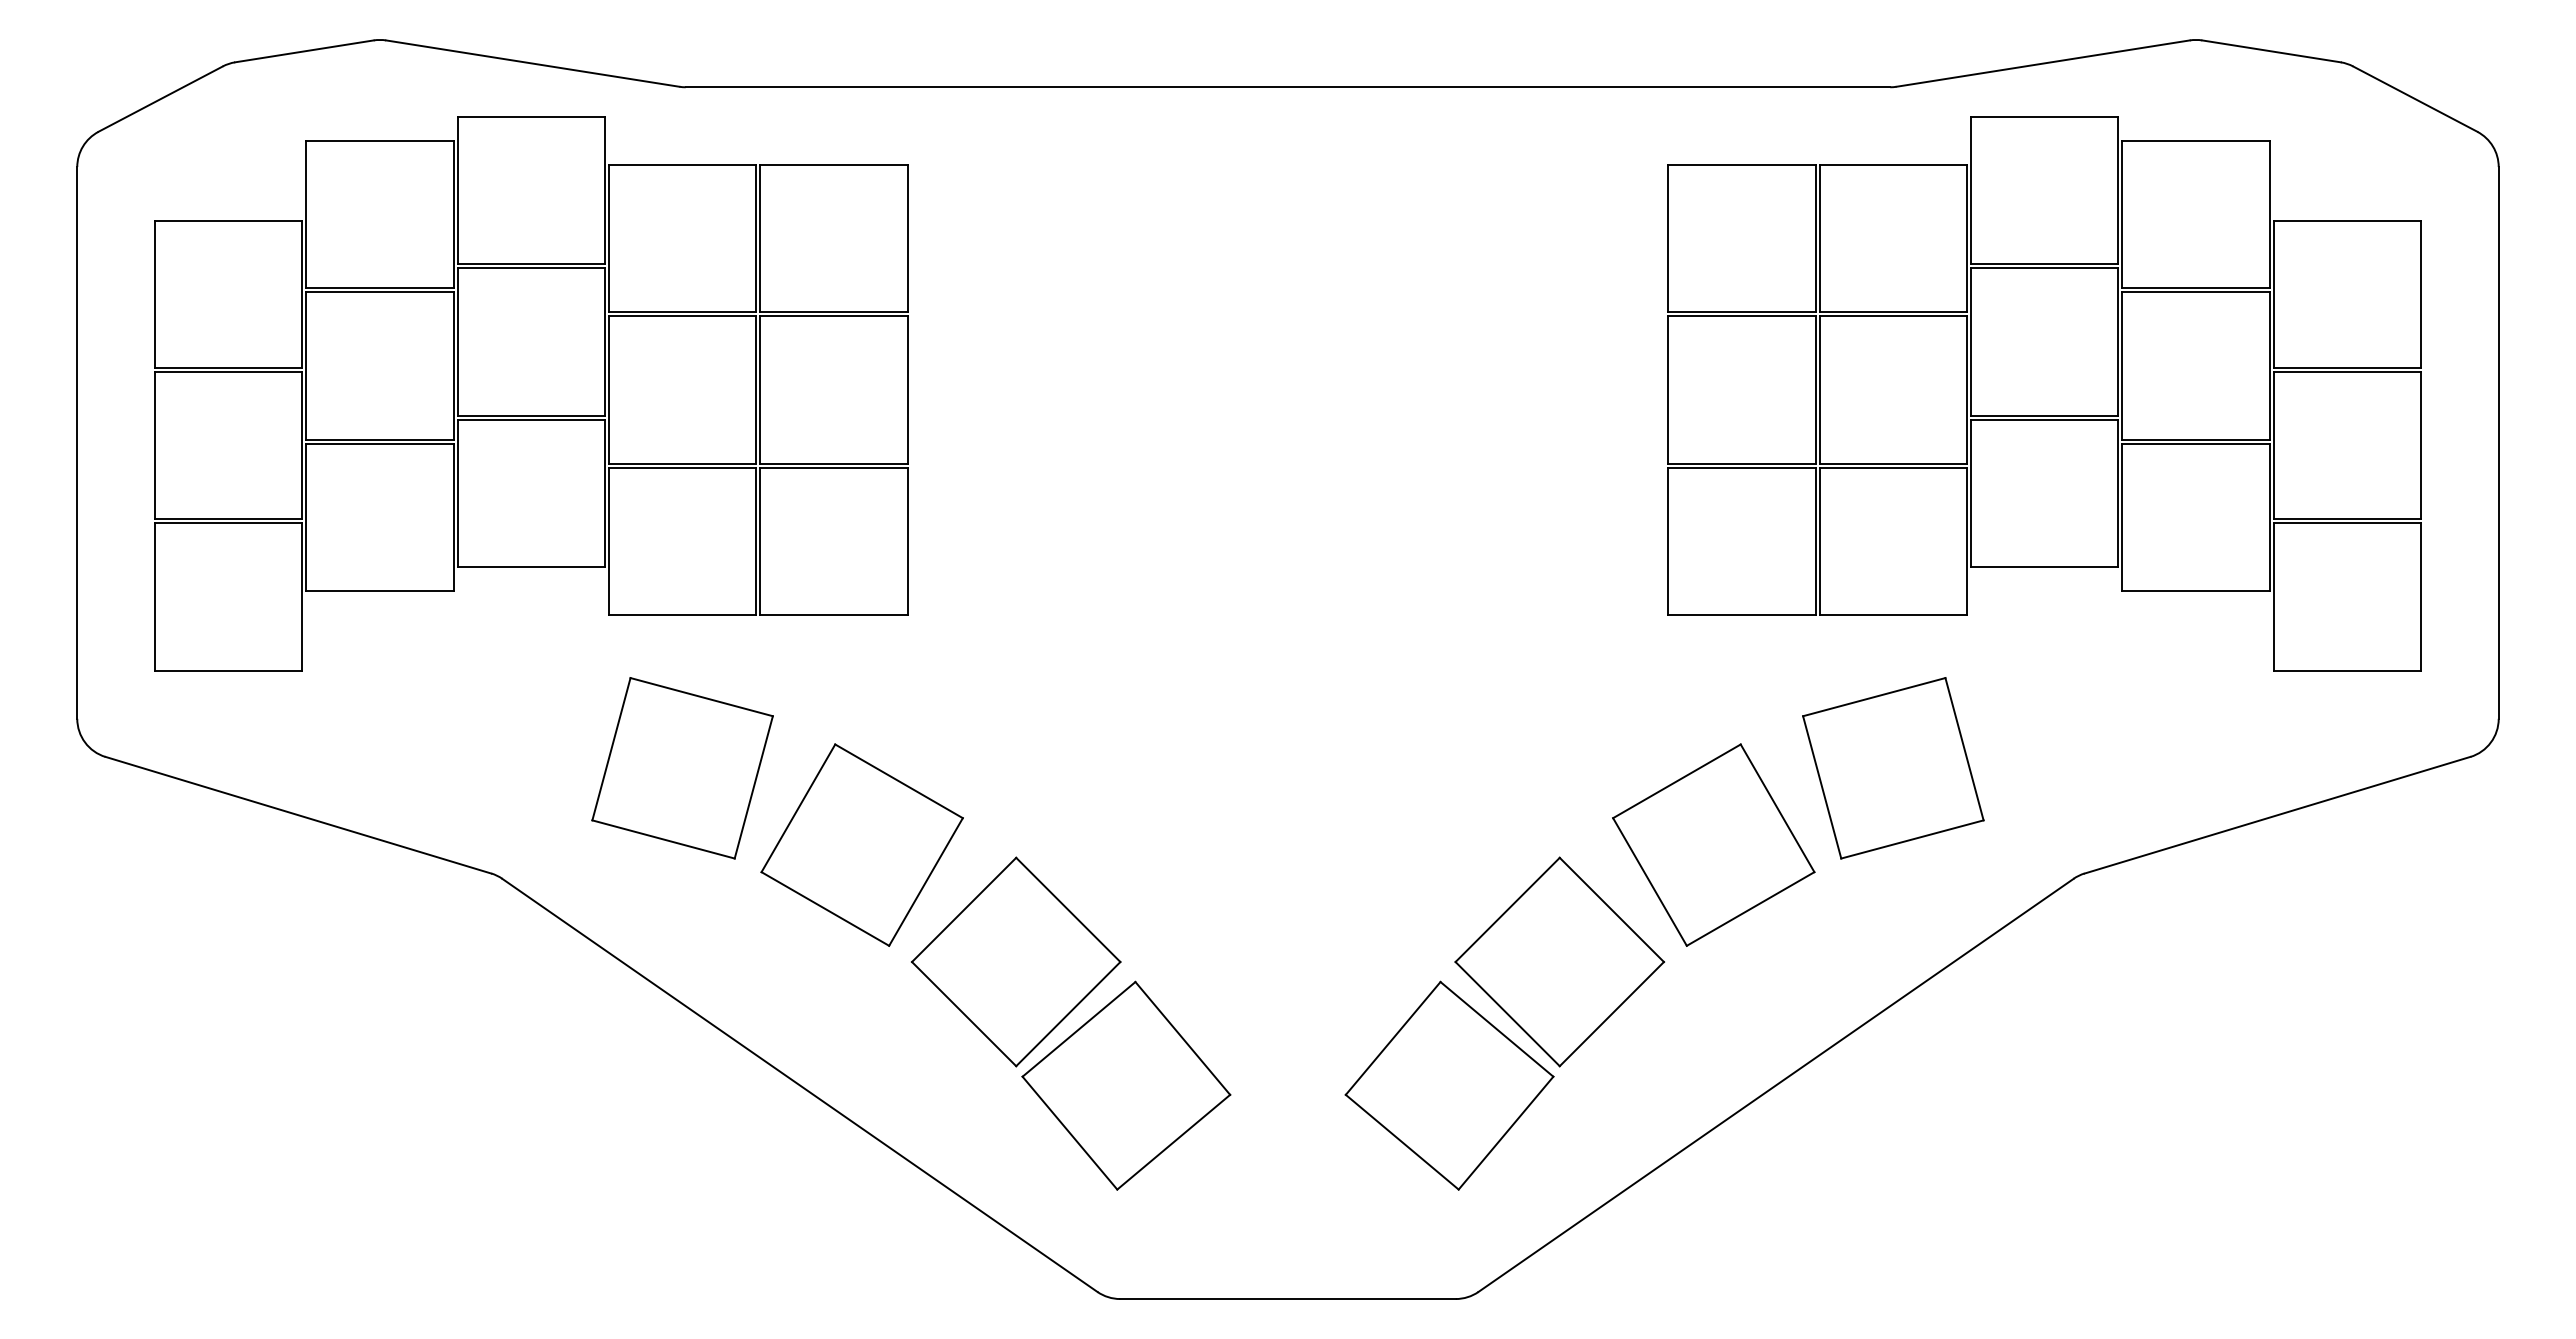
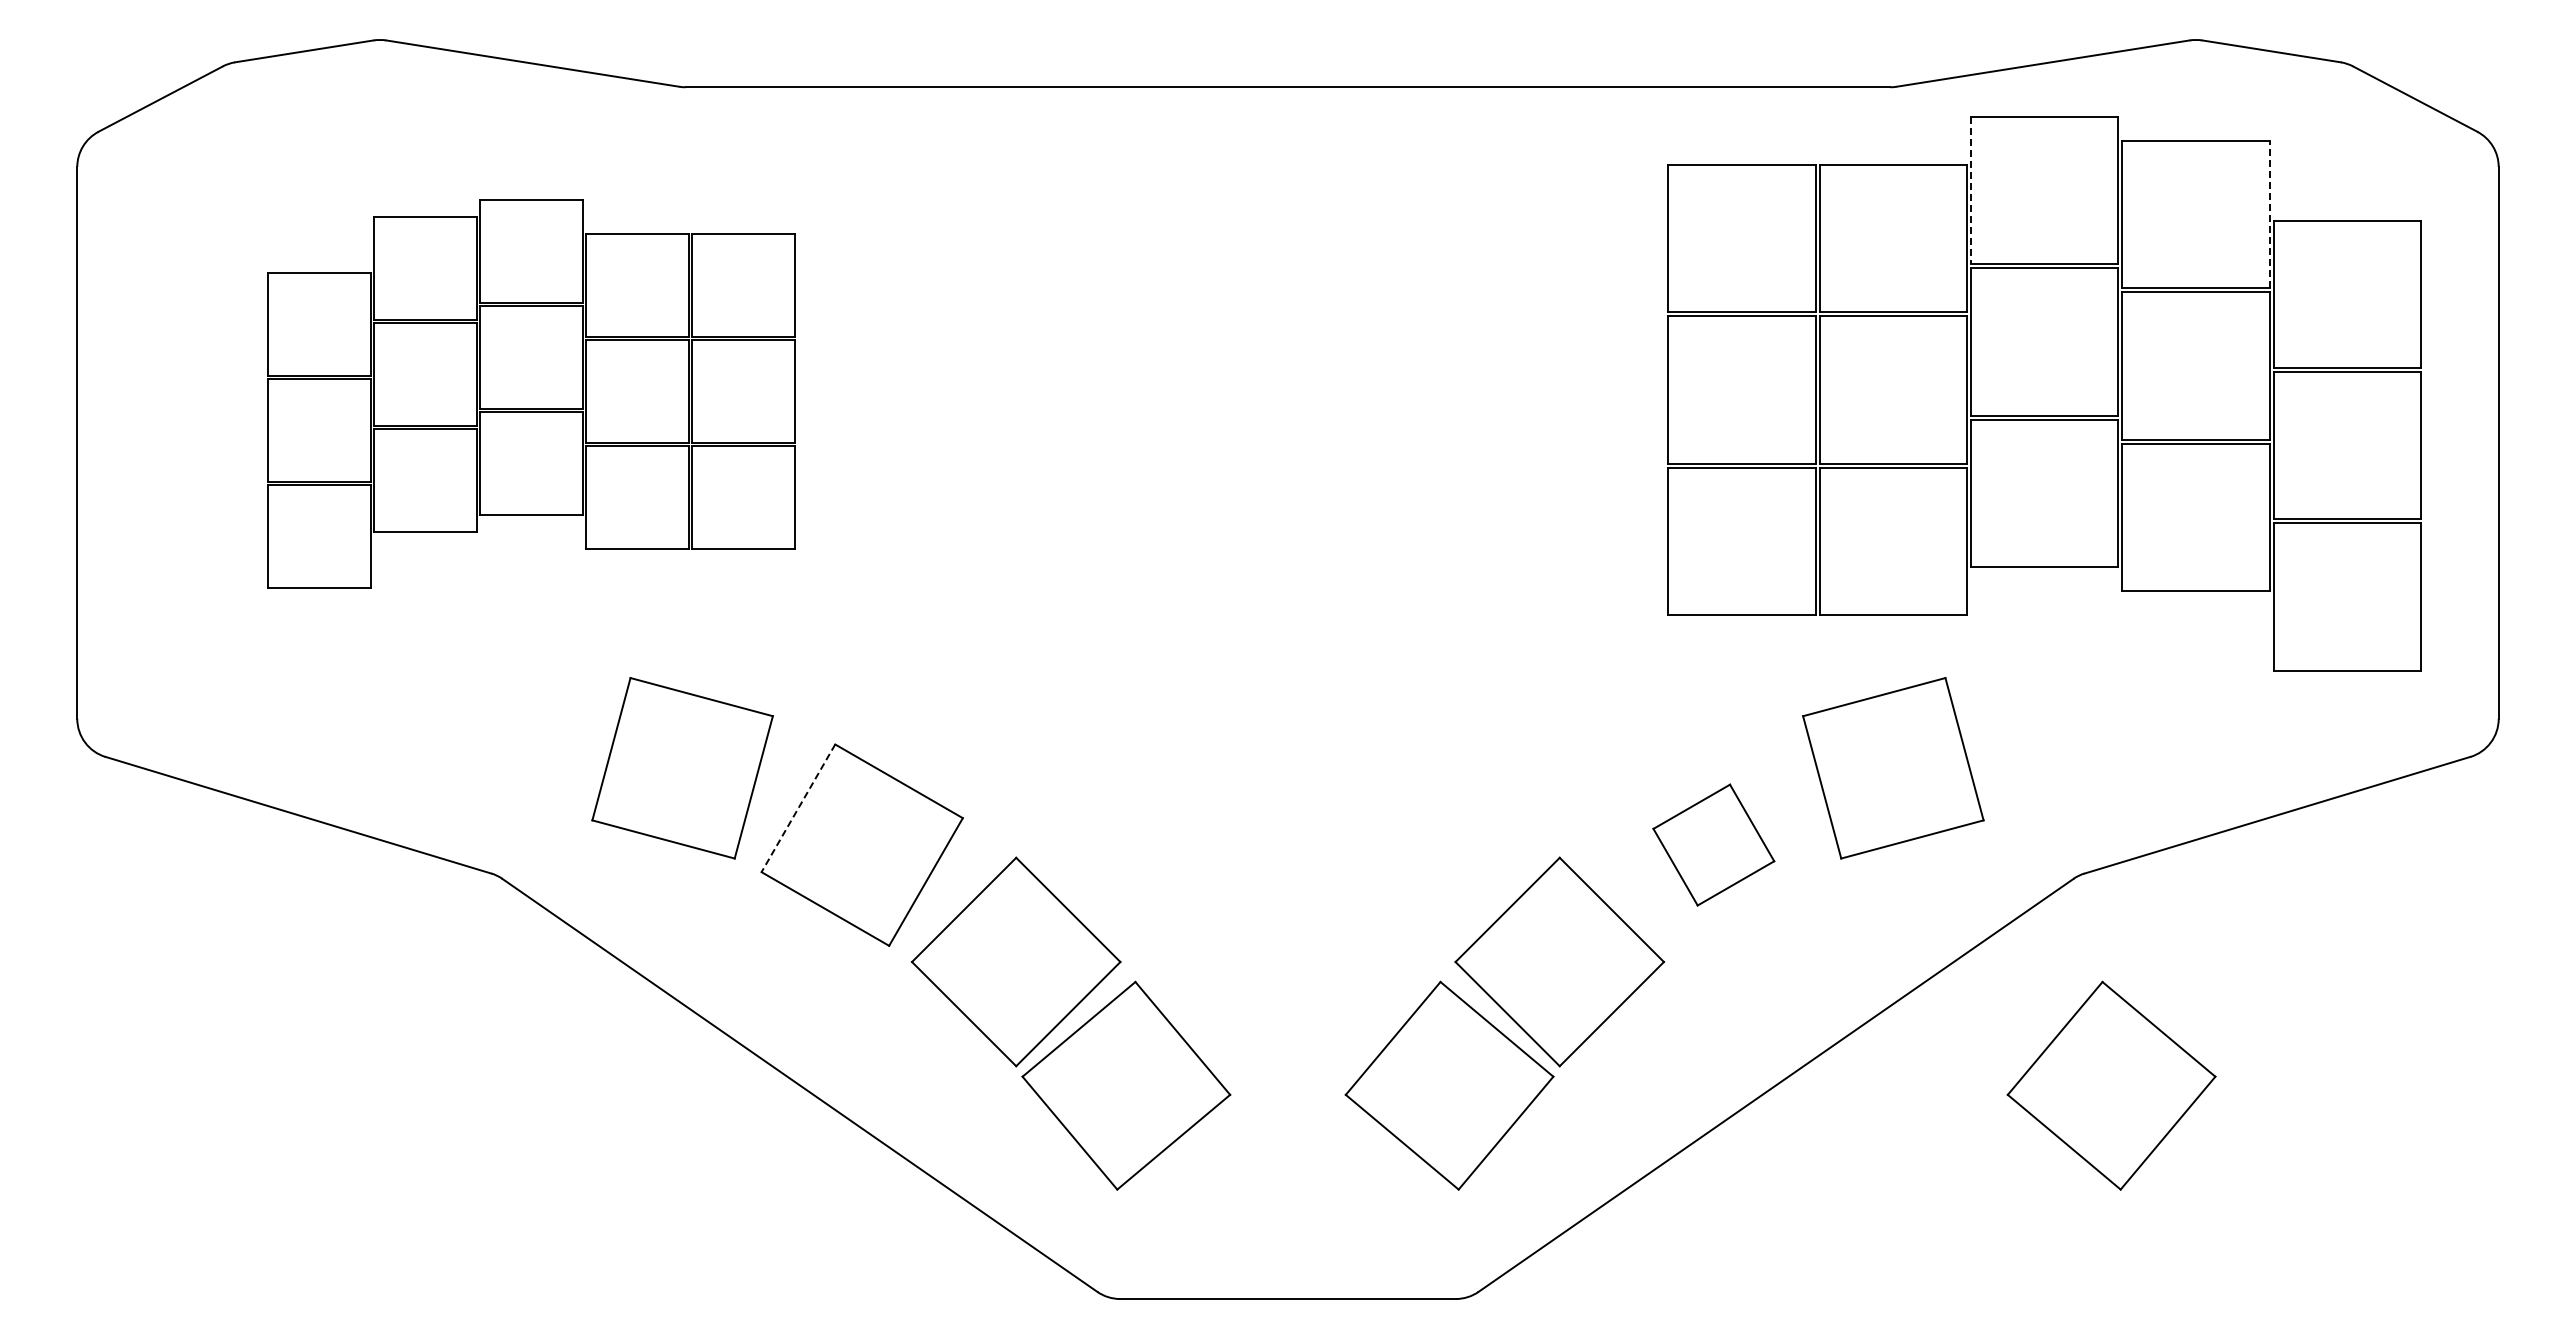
line: solid -> dashed (1971, 190)
line: solid -> dashed (2269, 214)
part size: 755x556 px -> 529x390 px (531, 393)
line: solid -> dashed (798, 808)
part size: 204x204 px -> 124x124 px (1713, 844)
part: none -> present (2111, 1085)
